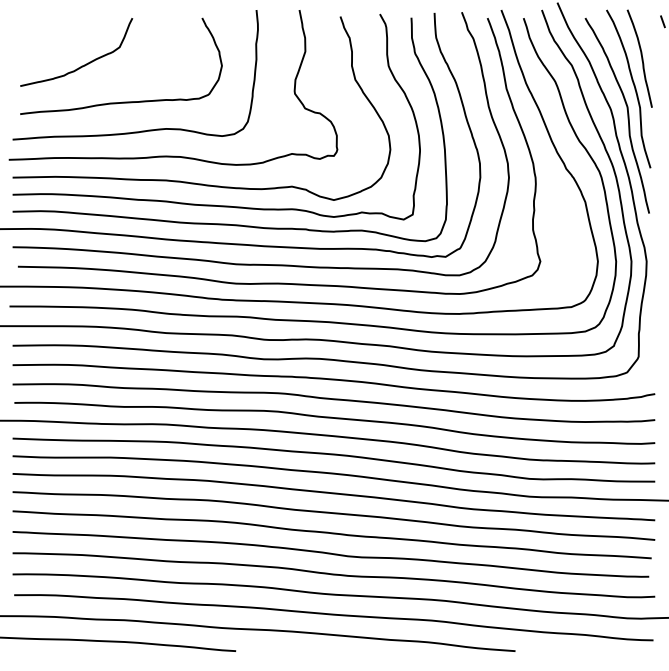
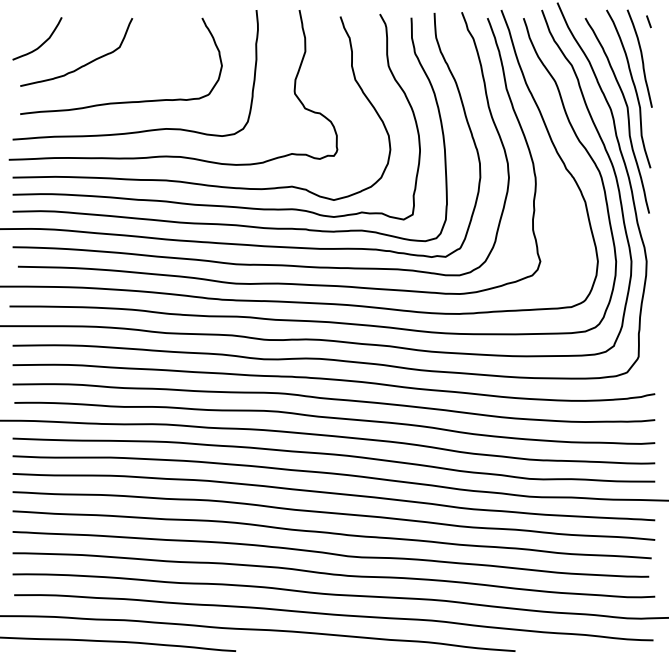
line position: (662, 21) -> (648, 21) (648, 21)
curve: none -> present (40, 44)
